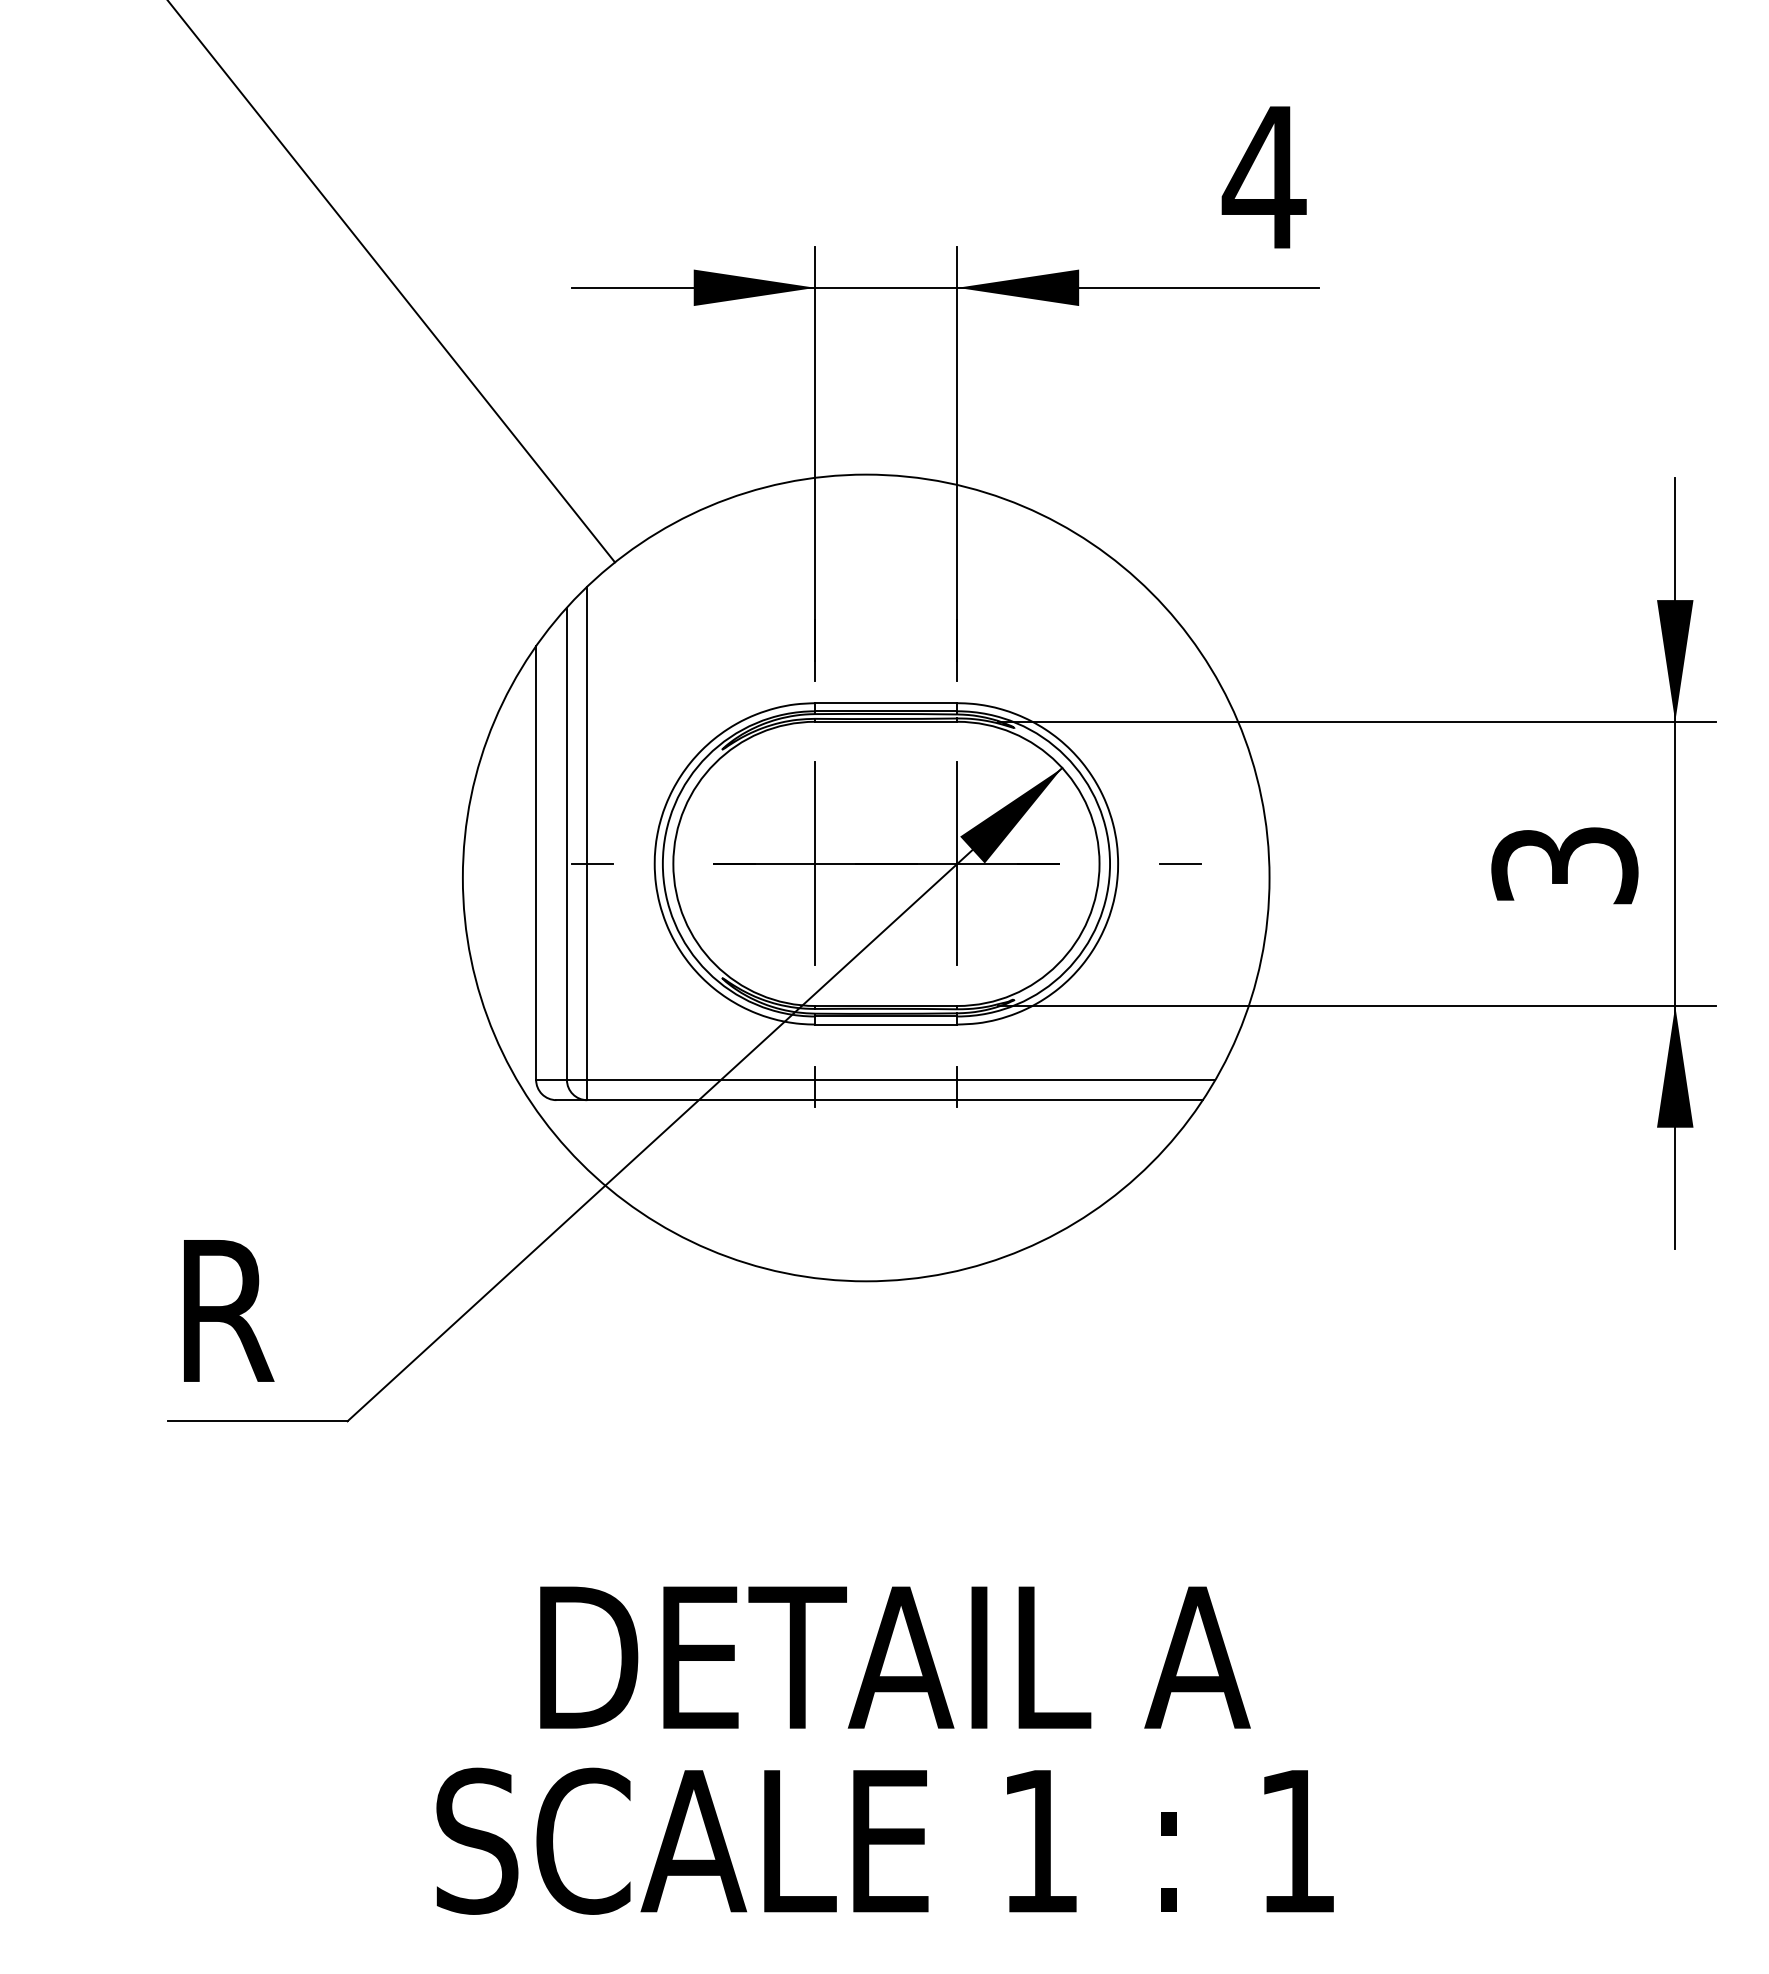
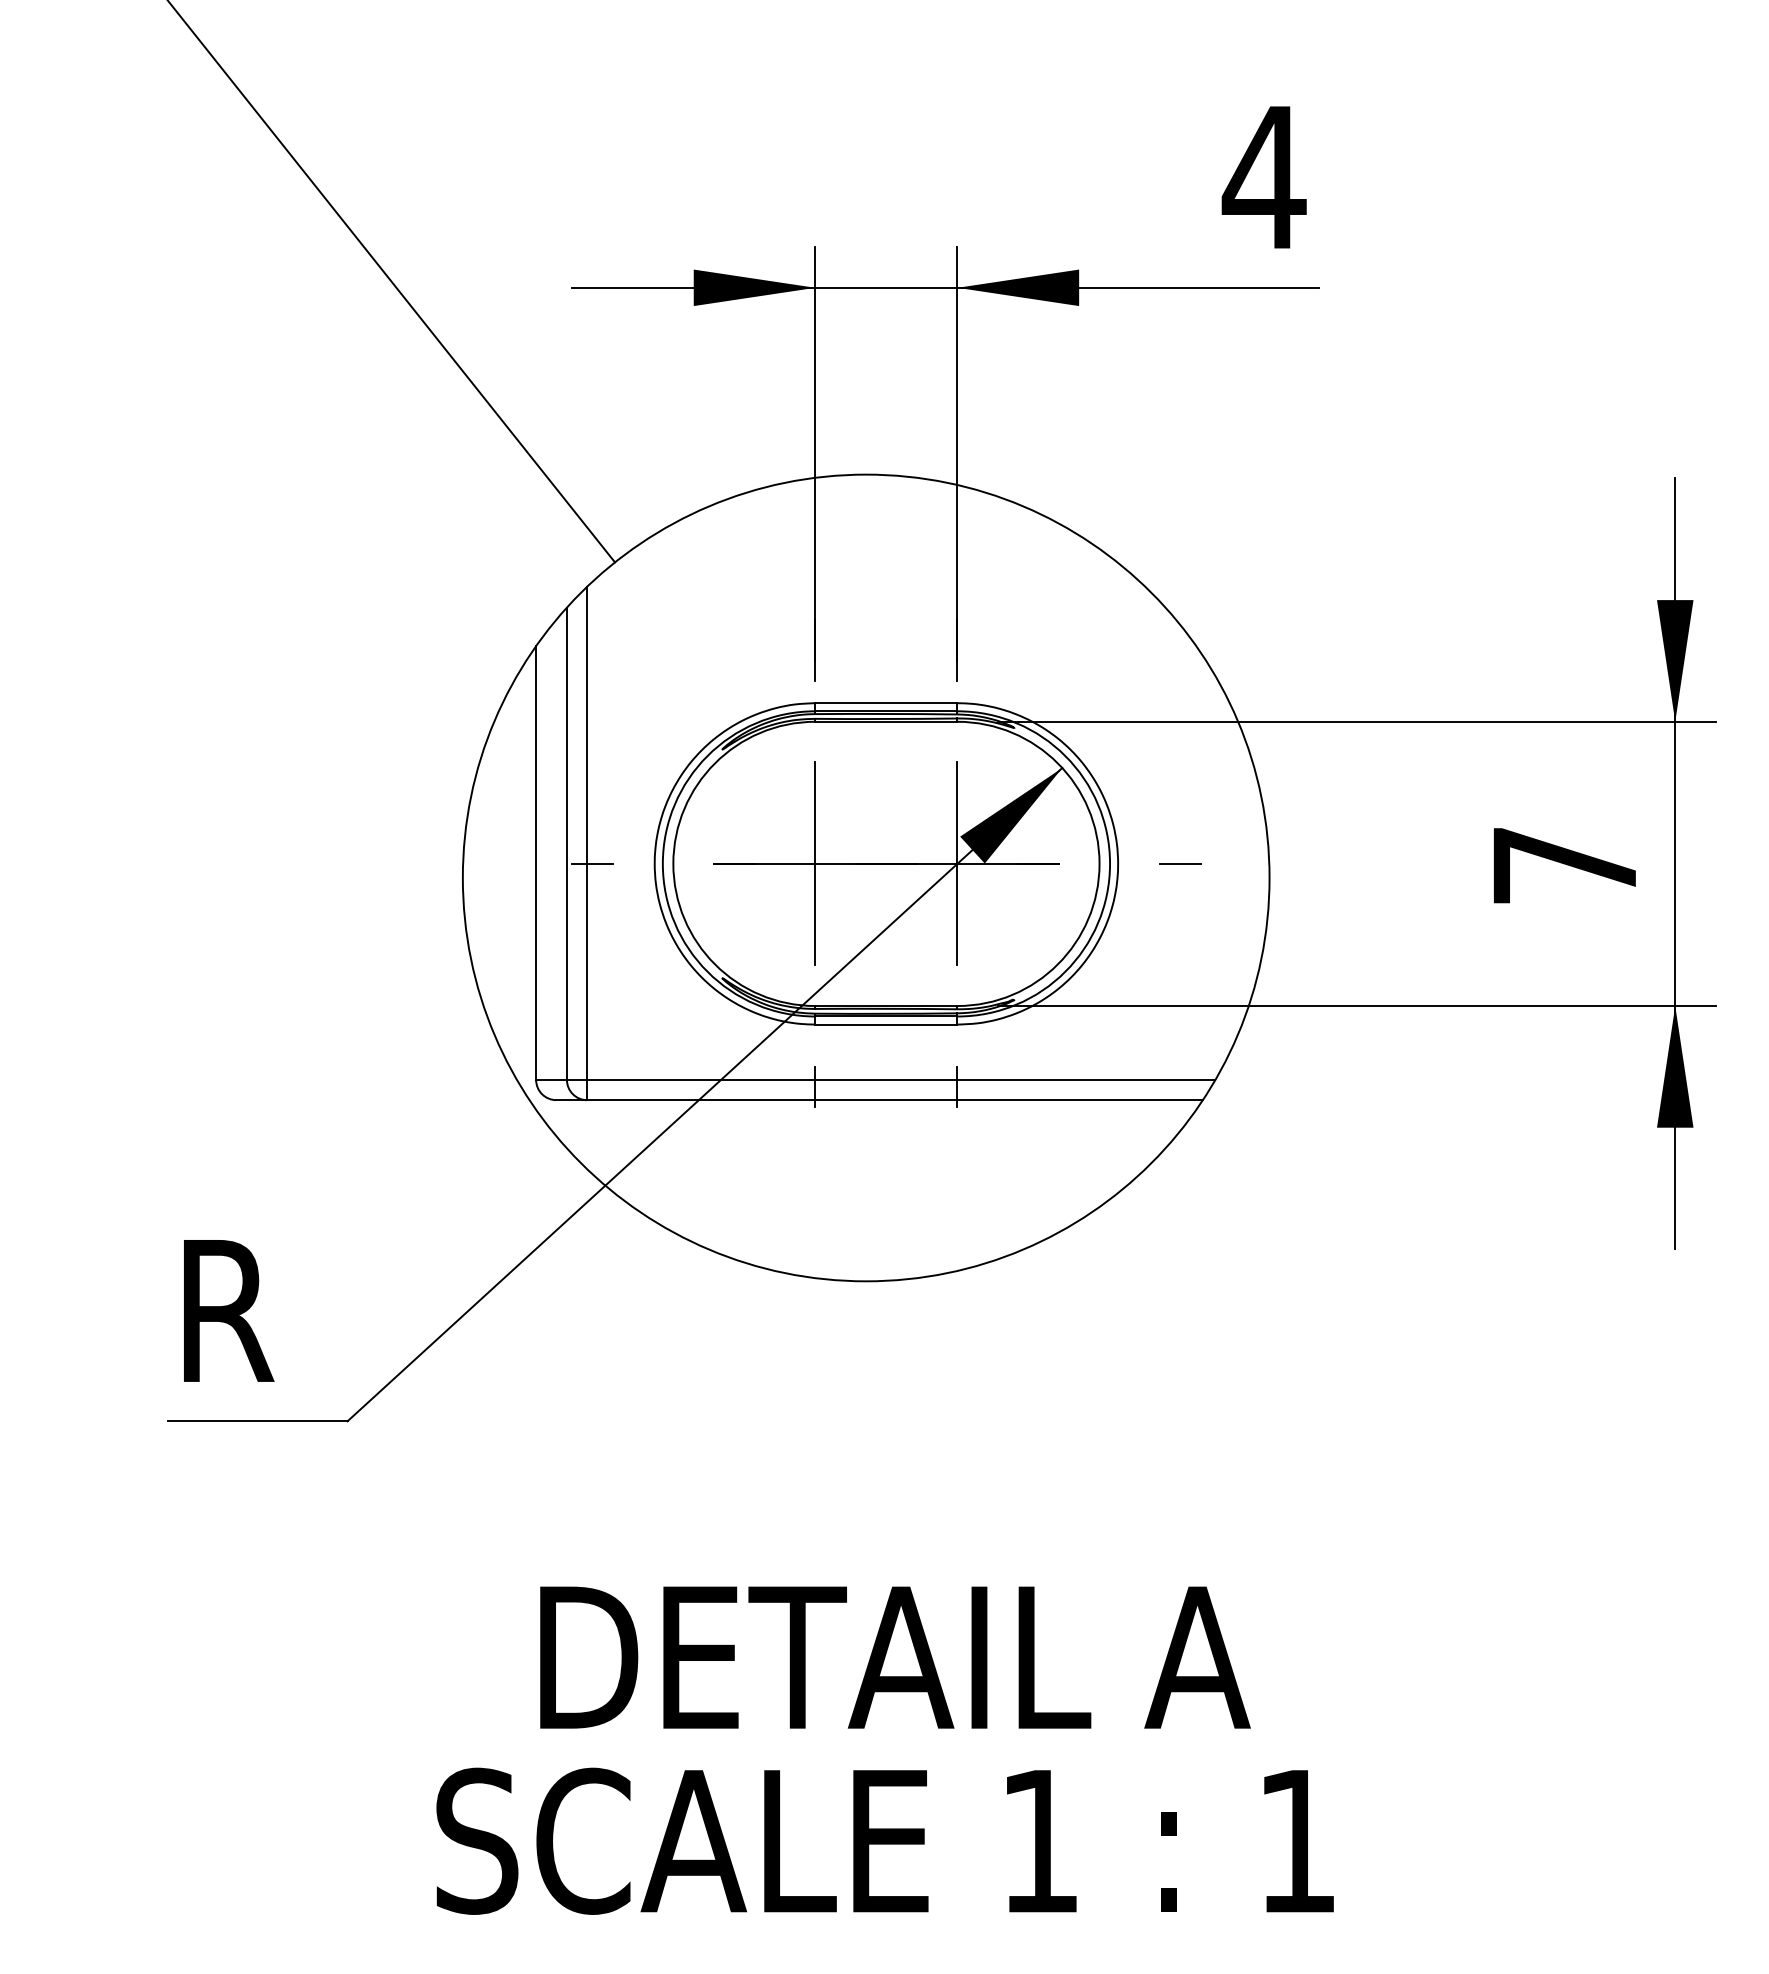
text: 3 -> 7 (1564, 865)
